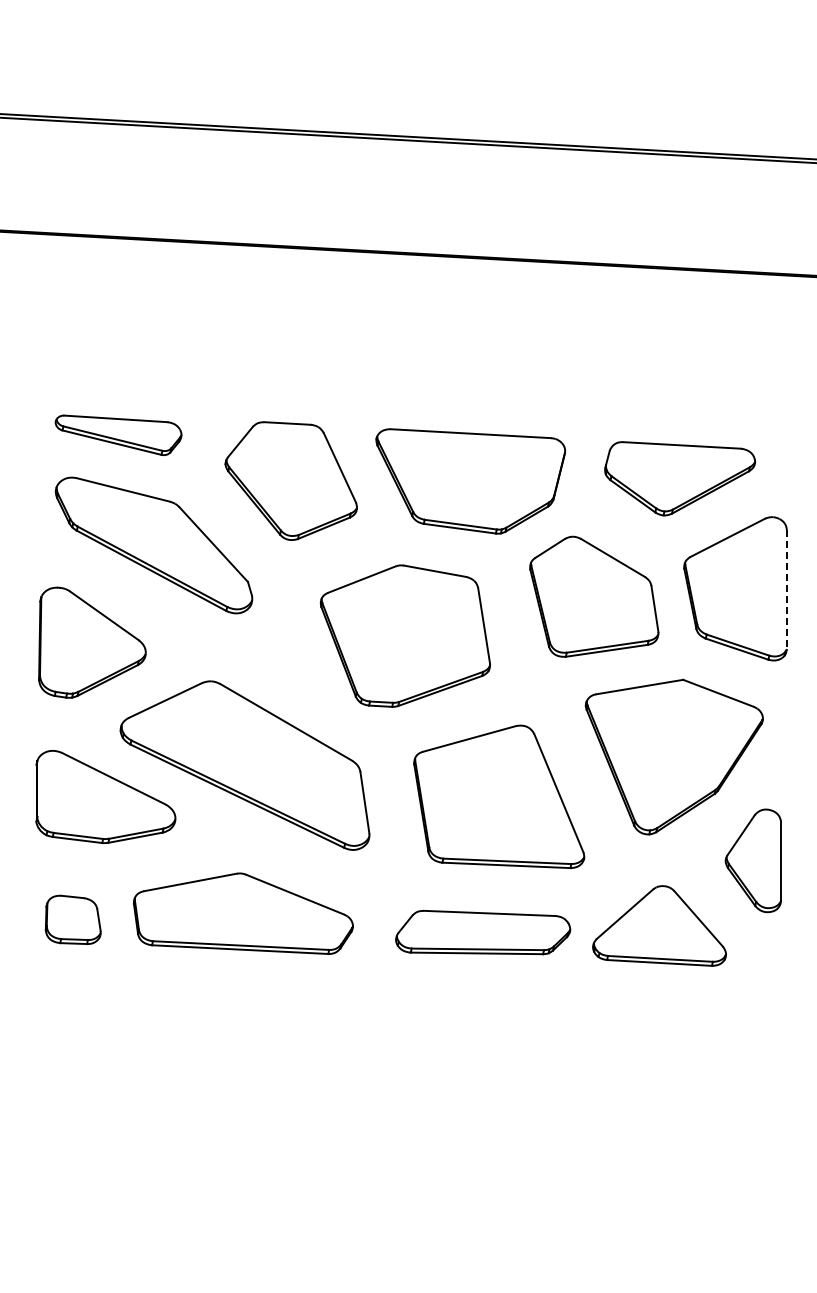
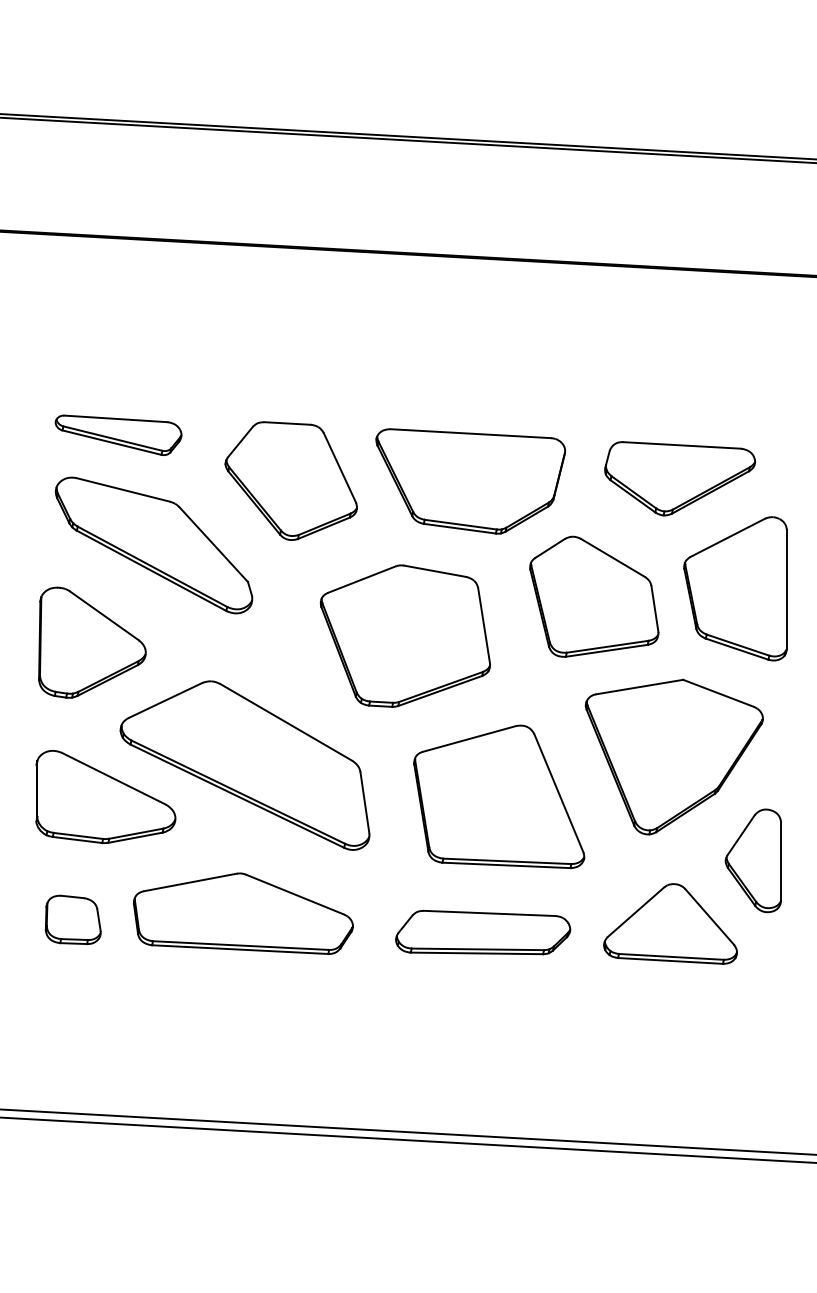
line: dashed -> solid (786, 589)
part position: (659, 925) -> (670, 923) (670, 923)
line: none -> present (407, 1131)
line: none -> present (407, 1139)
